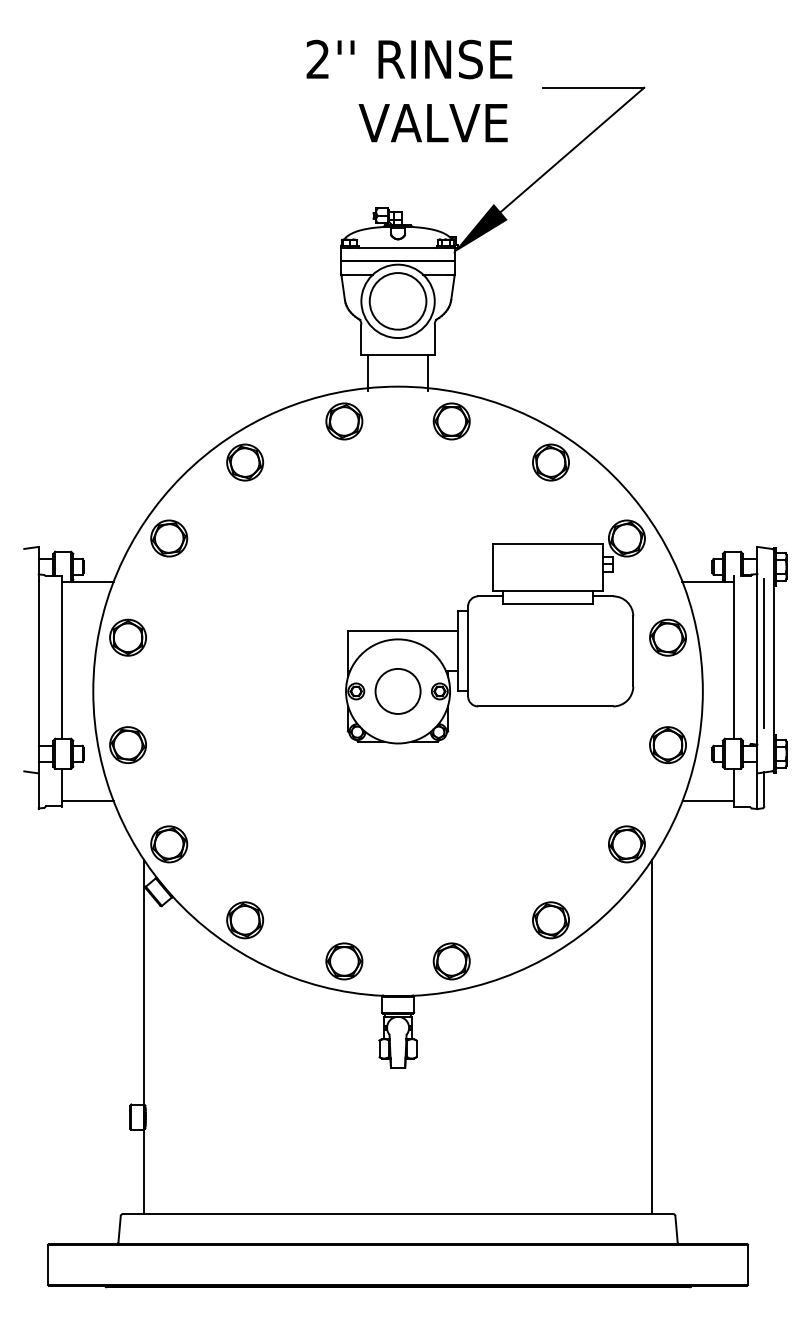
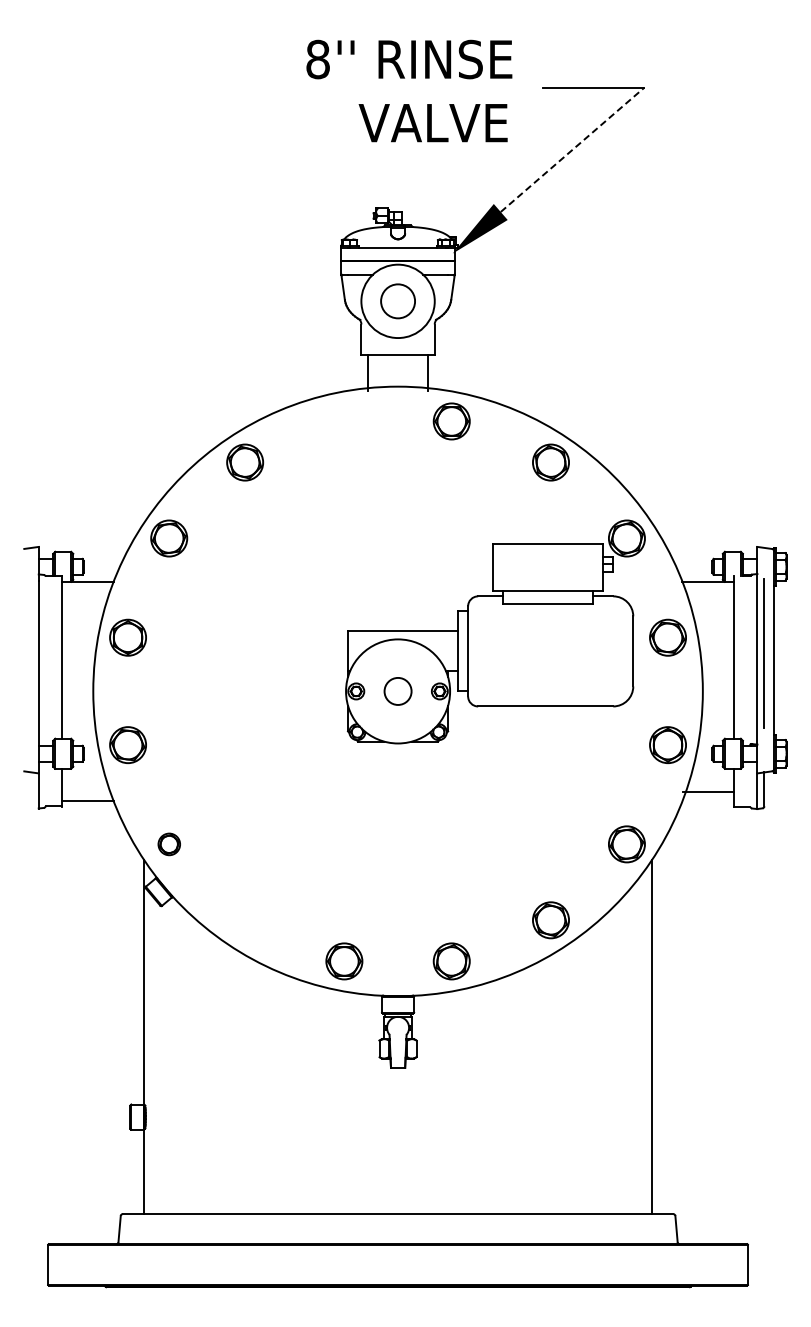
text: 2'' -> 8'' (317, 59)
line: solid -> dashed (572, 149)
circle diameter: 57 px -> 34 px (398, 301)
part: present -> none (344, 421)
circle diameter: 45 px -> 27 px (397, 690)
line position: (707, 801) -> (707, 792) (707, 792)
part size: 39x39 px -> 24x25 px (168, 844)
part: present -> none (245, 920)
